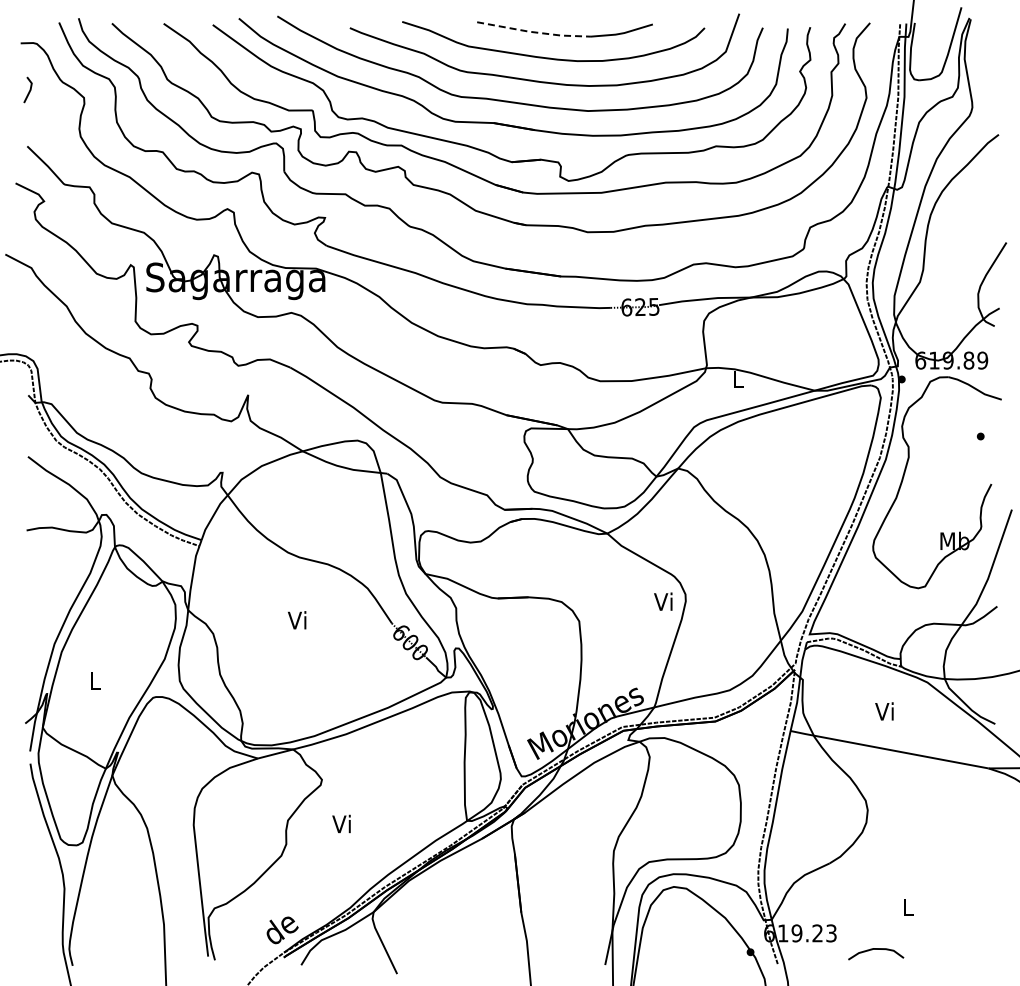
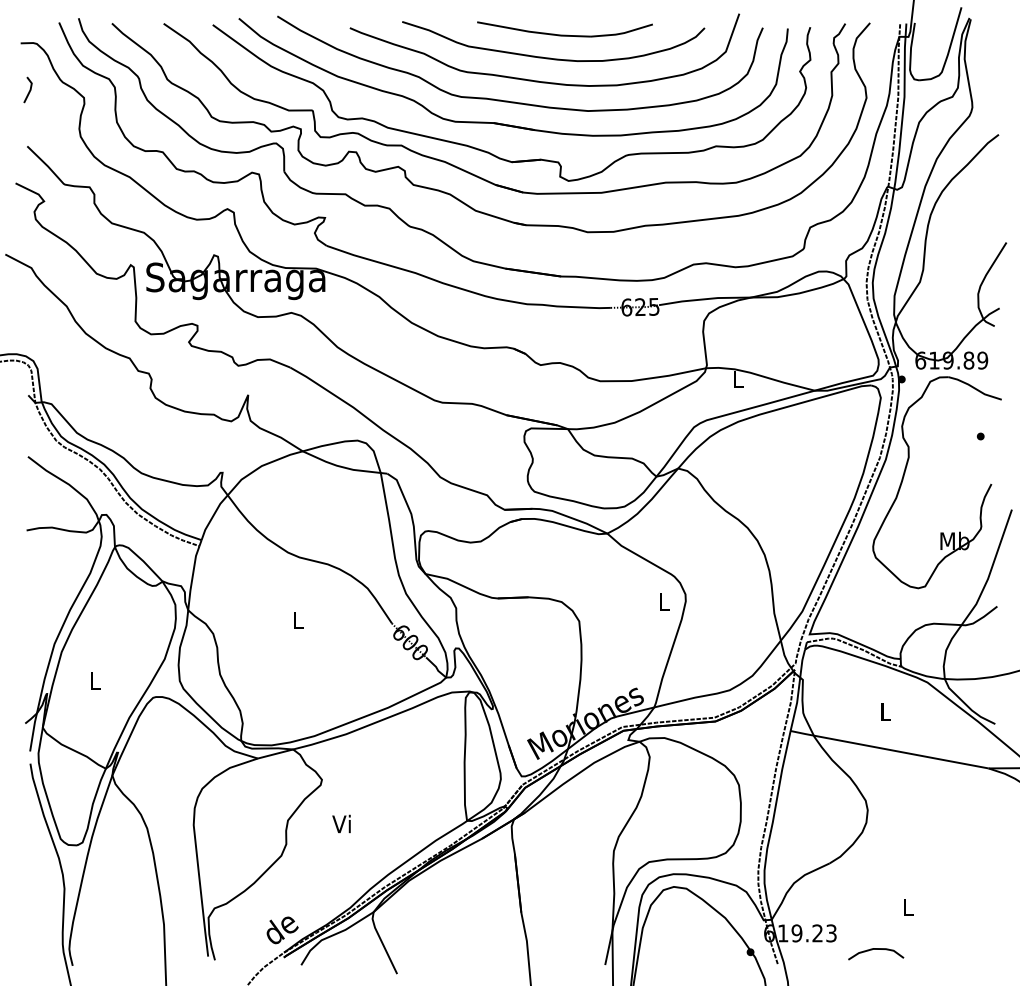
line: dashed -> solid (533, 32)
text: Vi -> L (663, 601)
text: Vi -> L (296, 620)
text: Vi -> L (884, 711)
